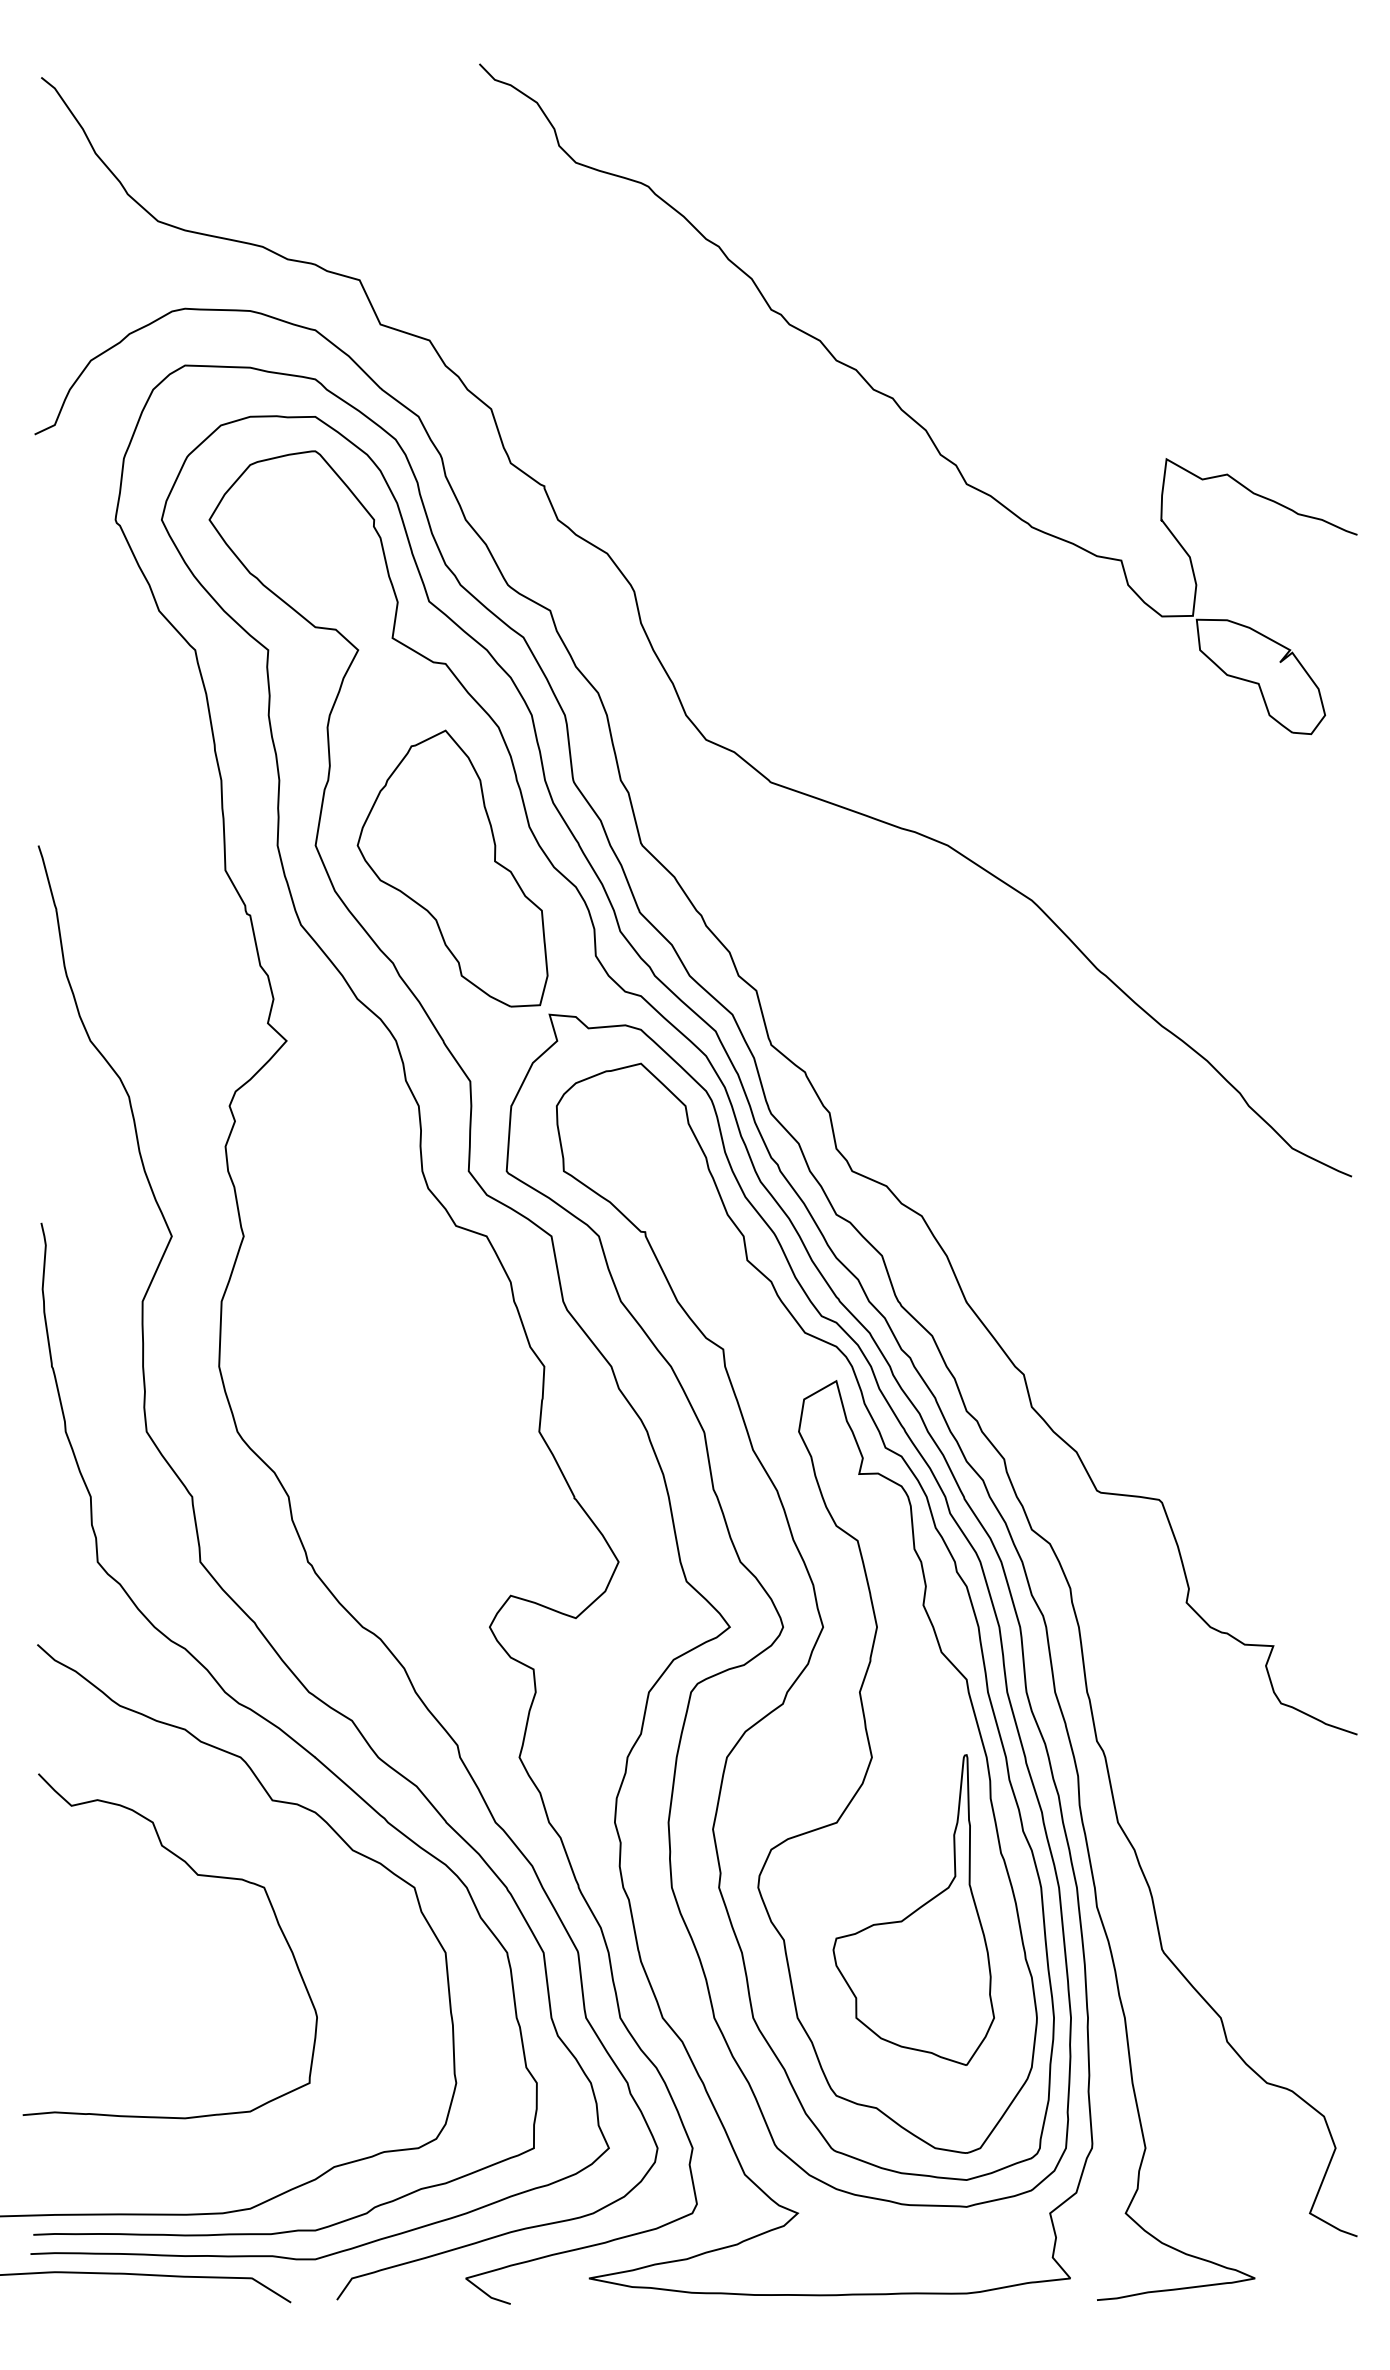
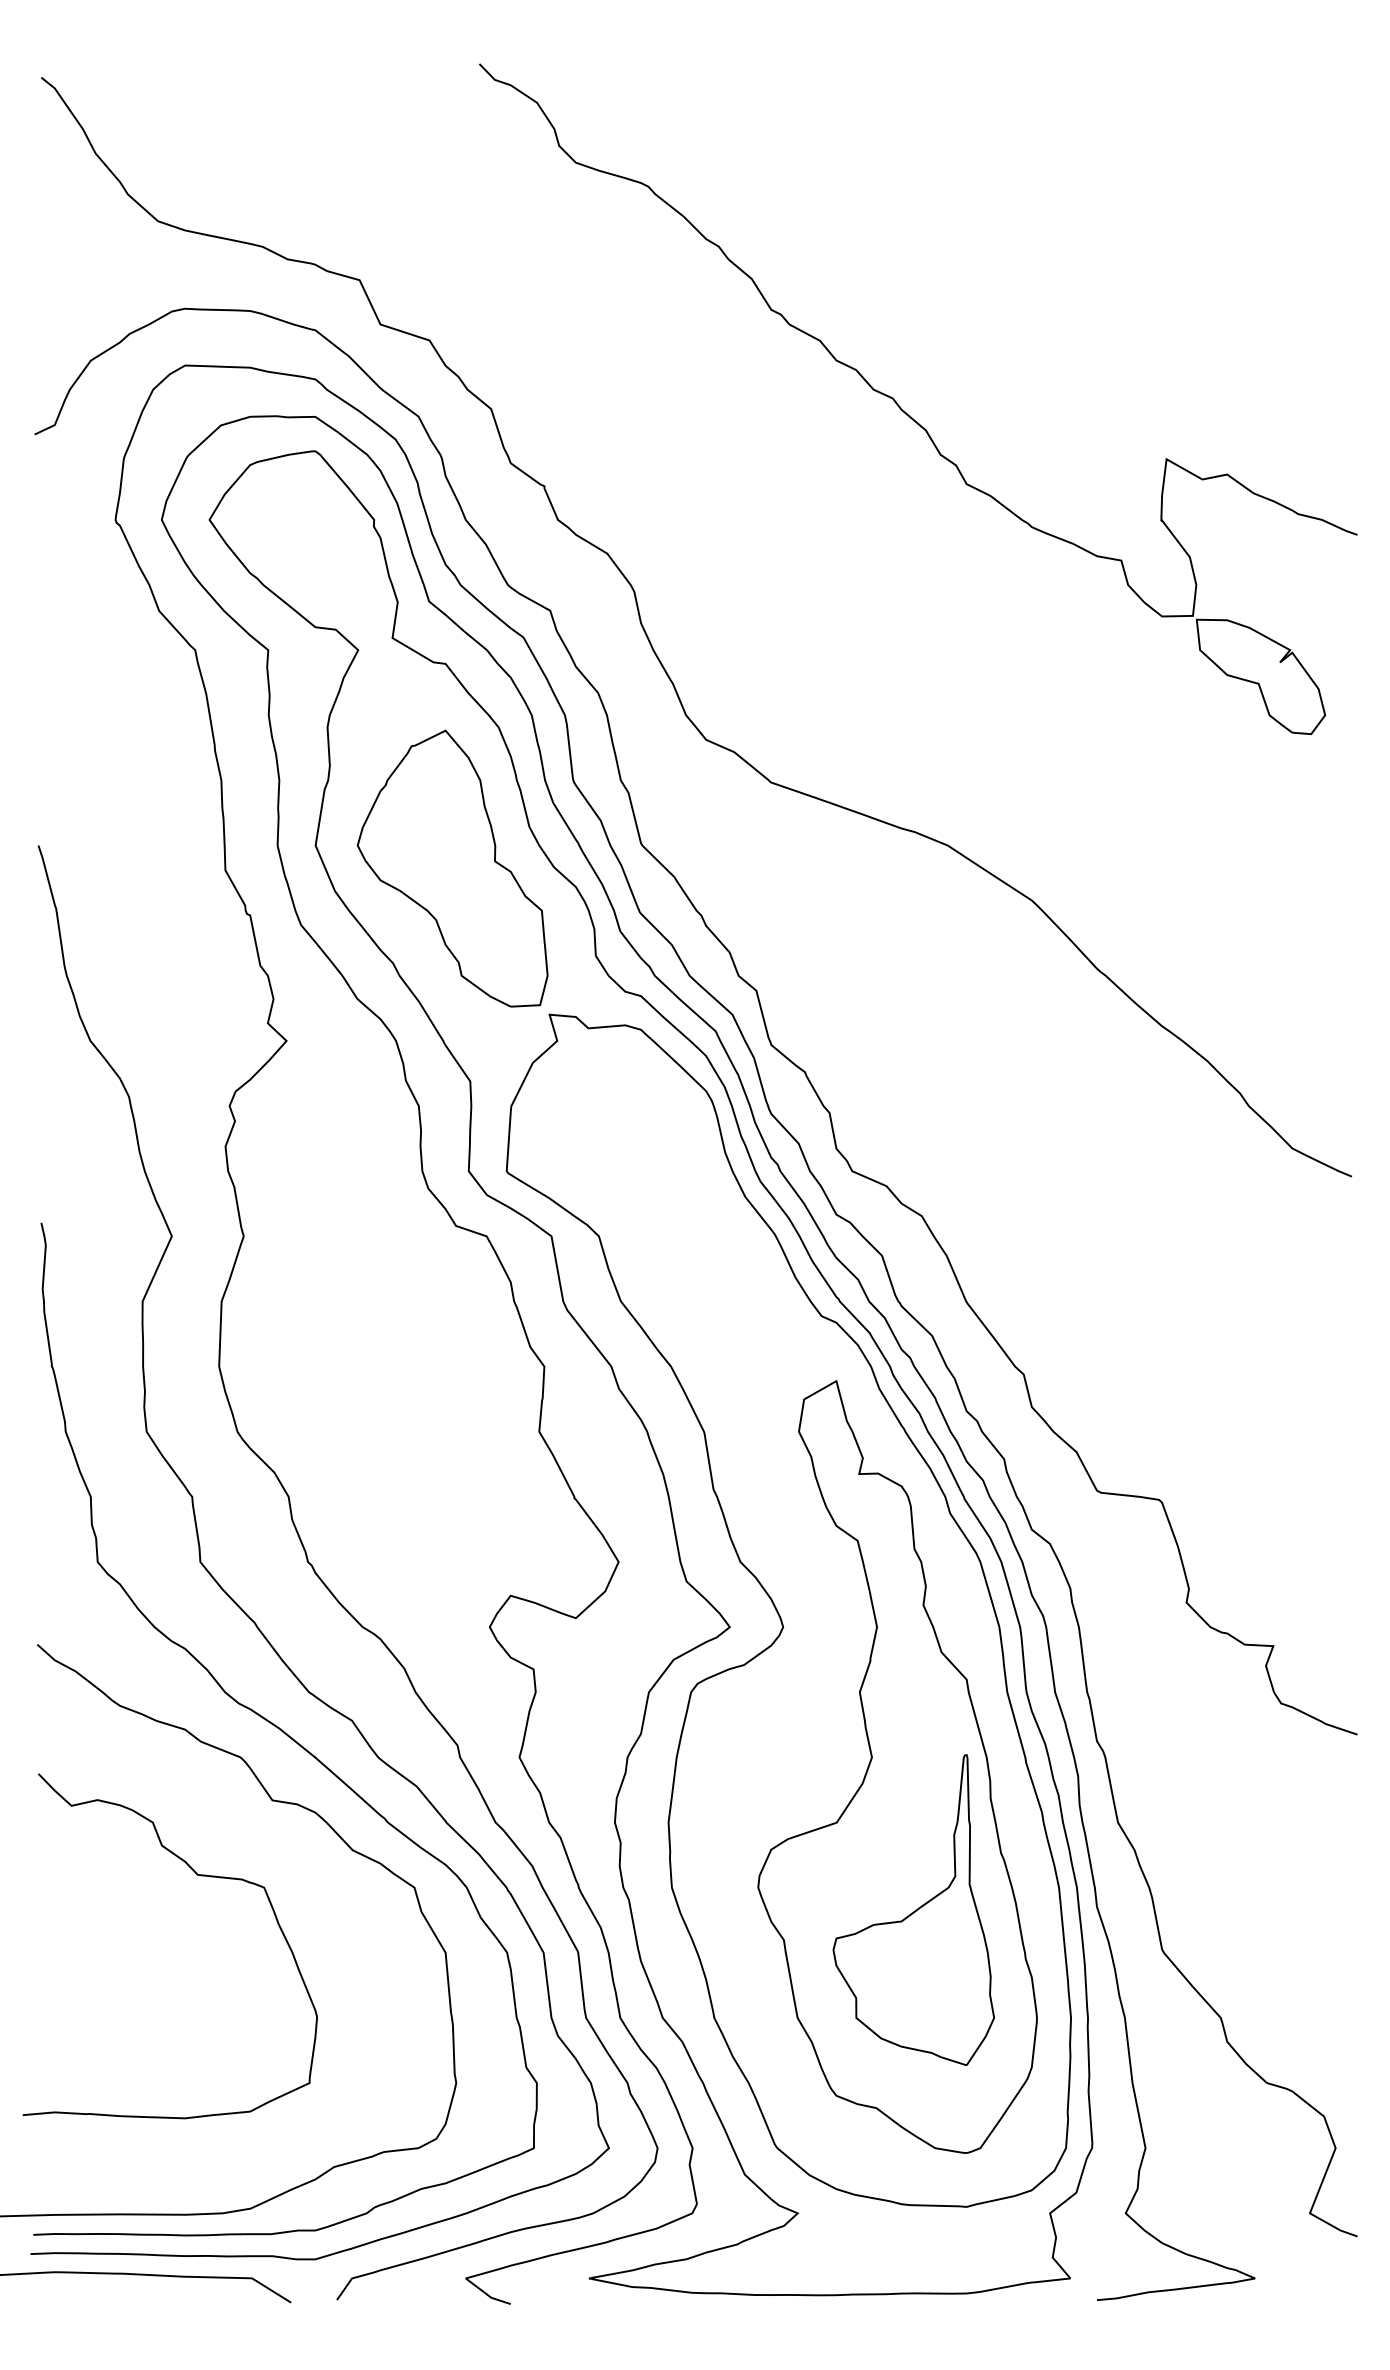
part: present -> none (818, 1615)
